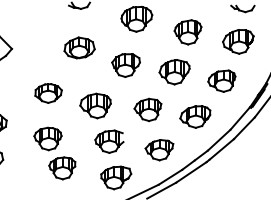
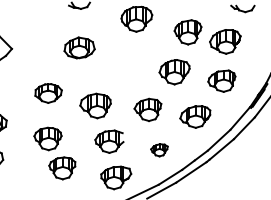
part position: (238, 41) -> (225, 41) (225, 41)
part: present -> none (125, 65)
part size: 31x23 px -> 19x15 px (159, 150)
